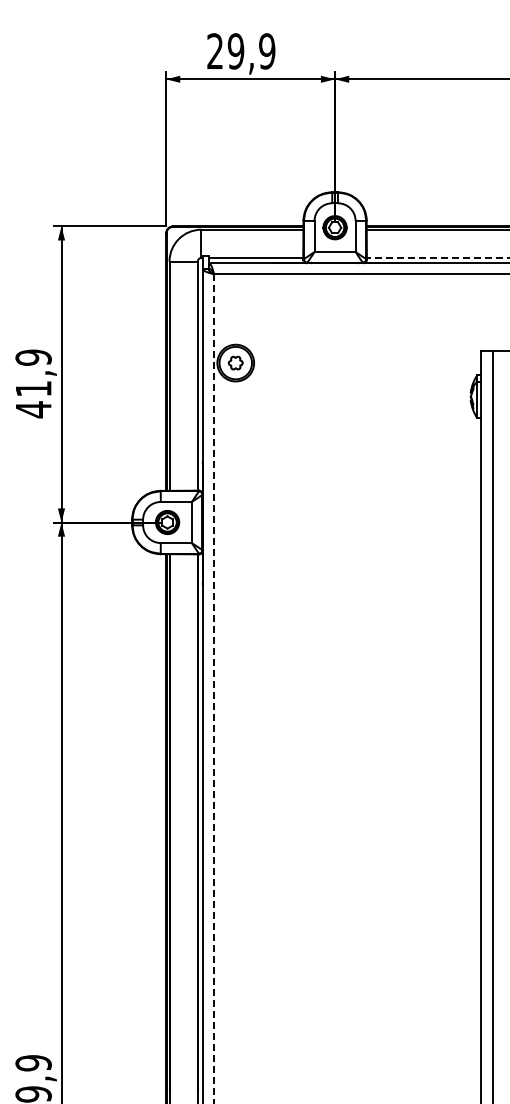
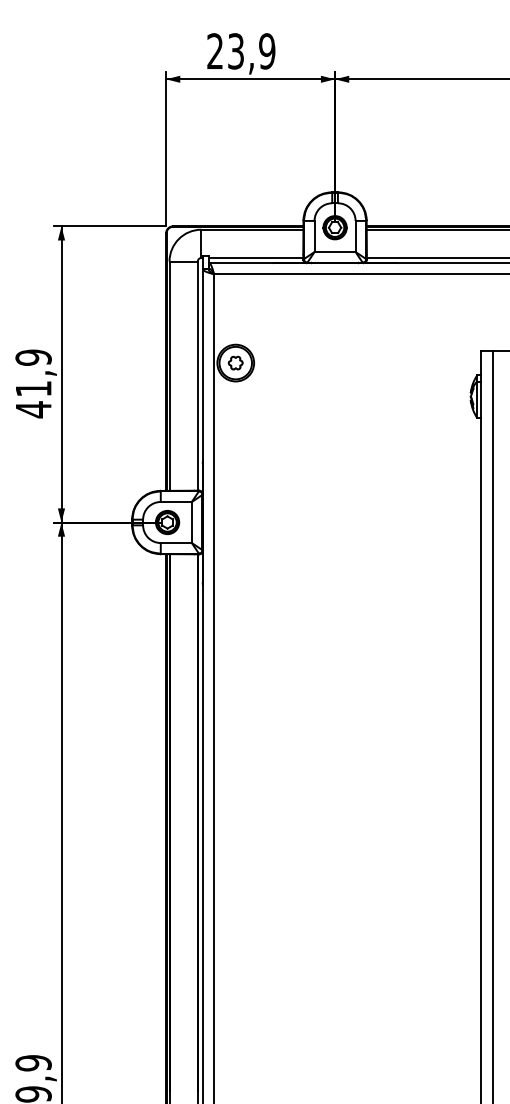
text: 29,9 -> 23,9 (235, 51)
line: dashed -> solid (437, 258)
line: dashed -> solid (214, 689)
